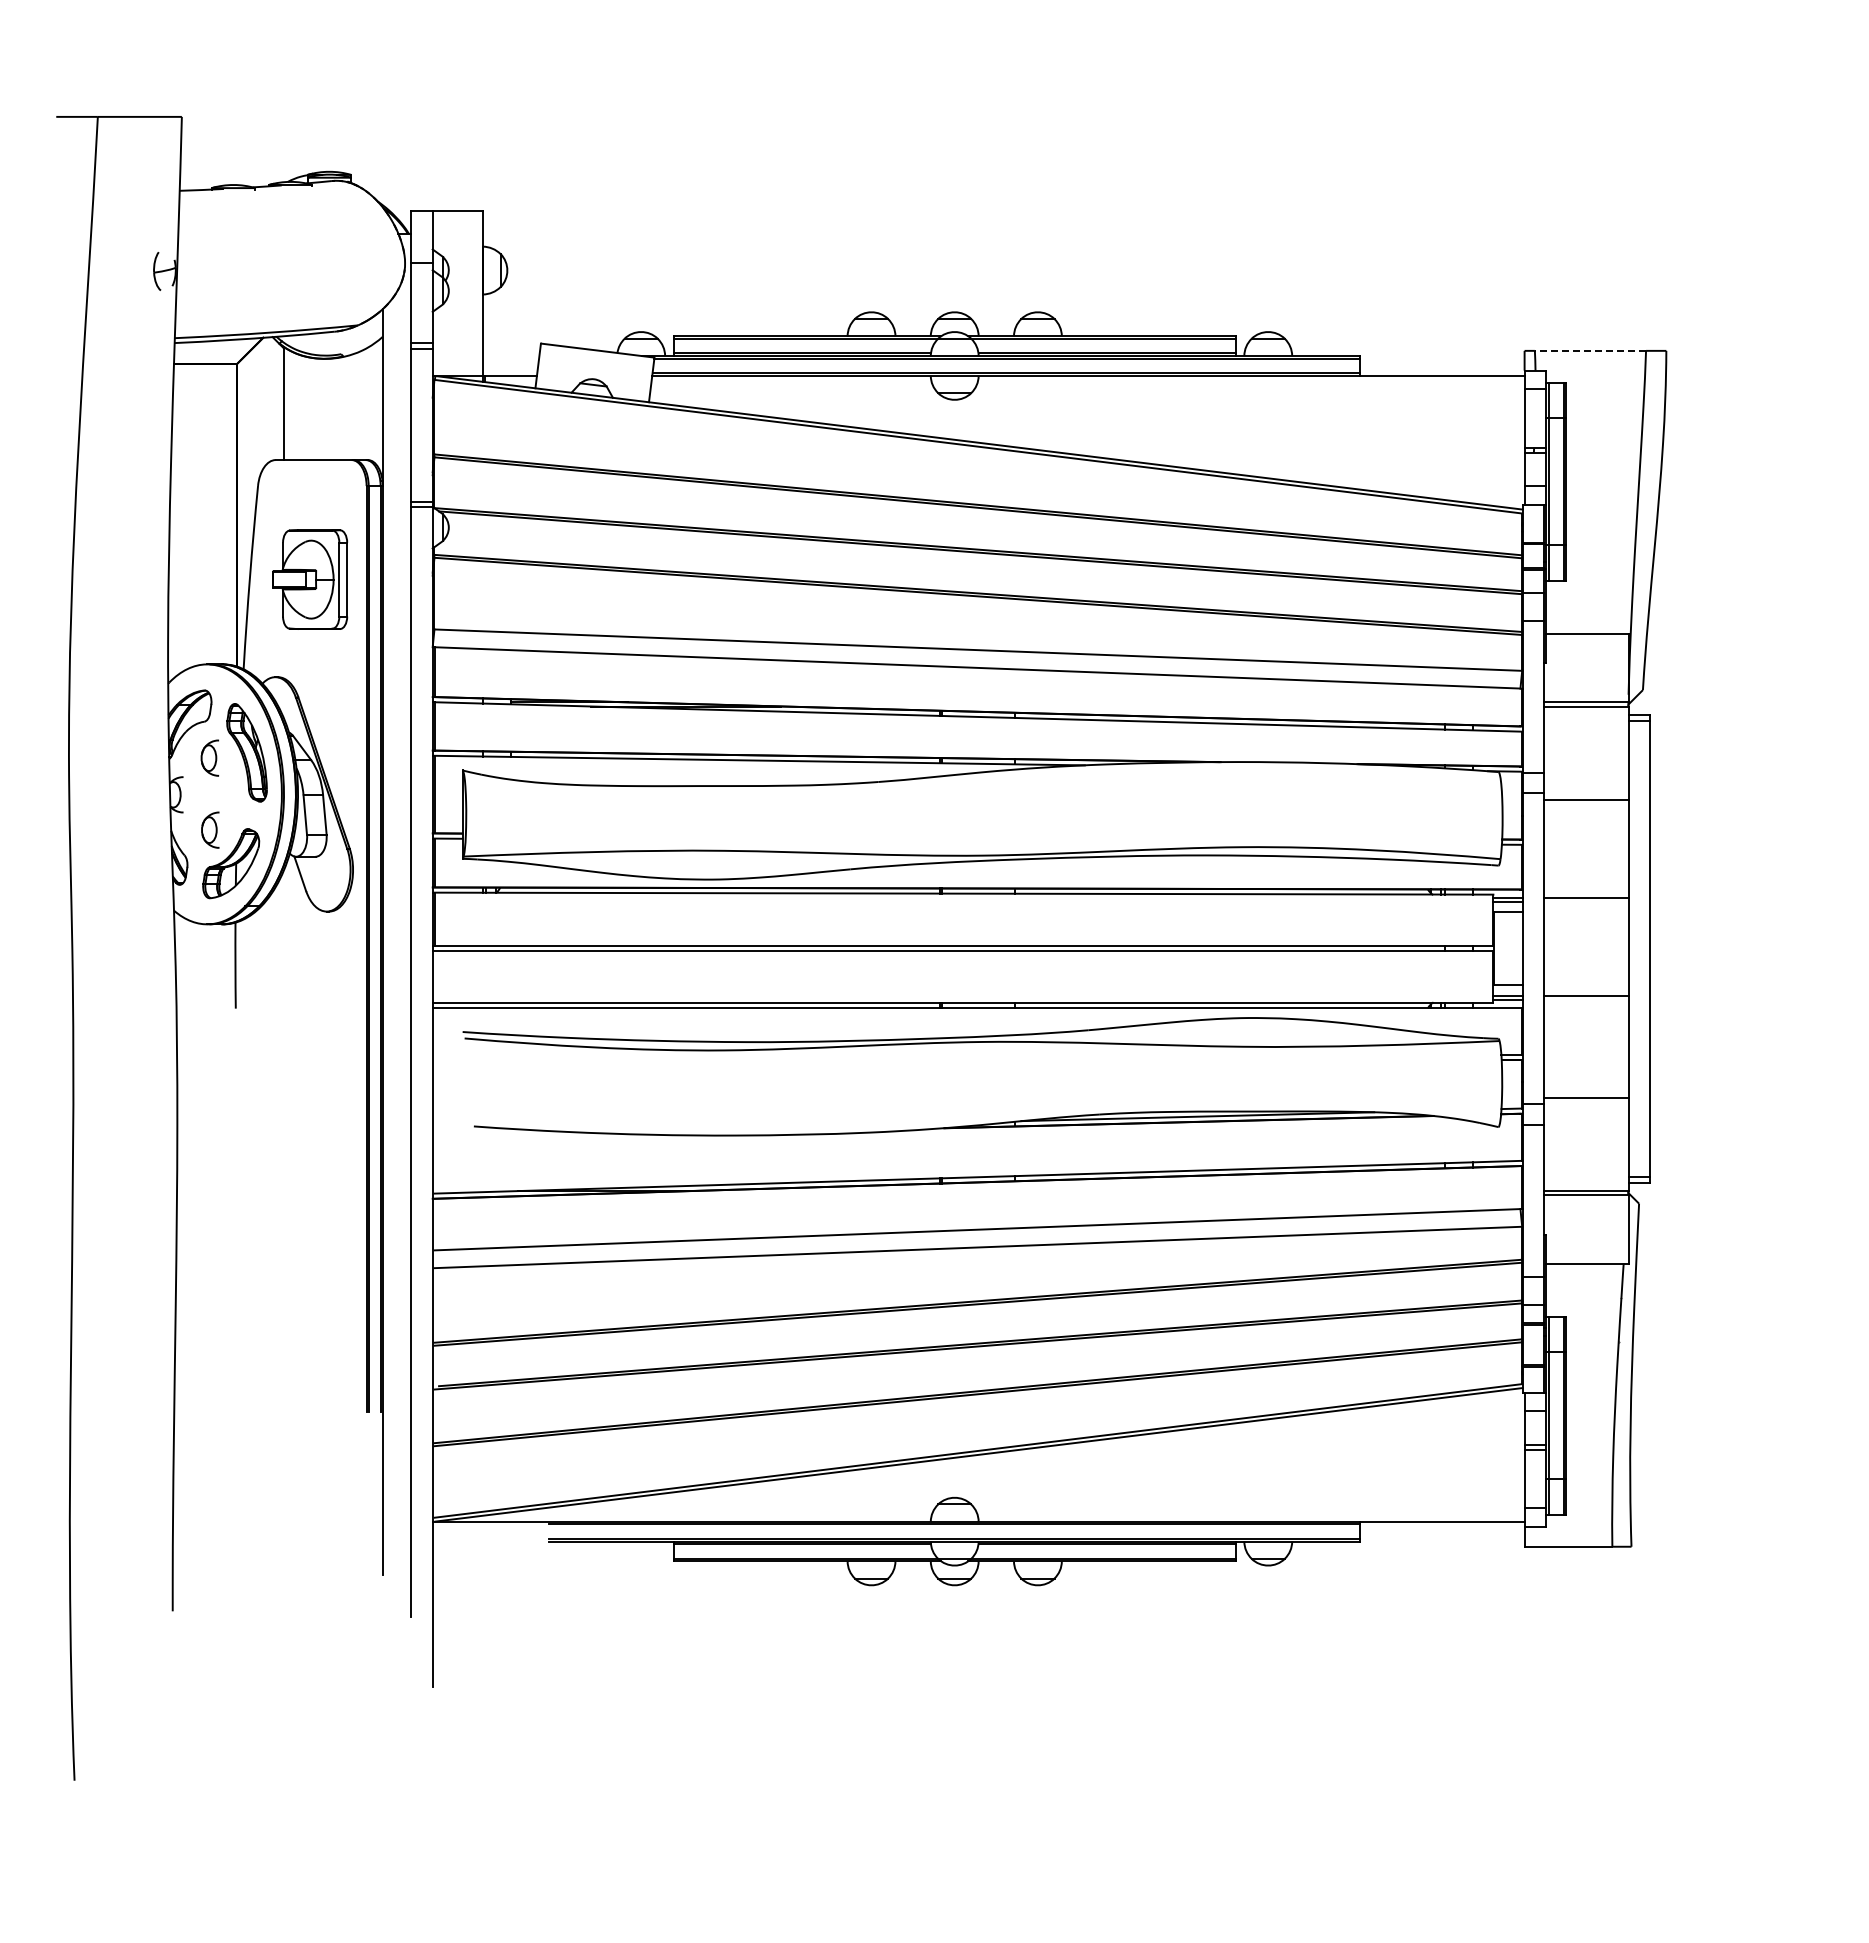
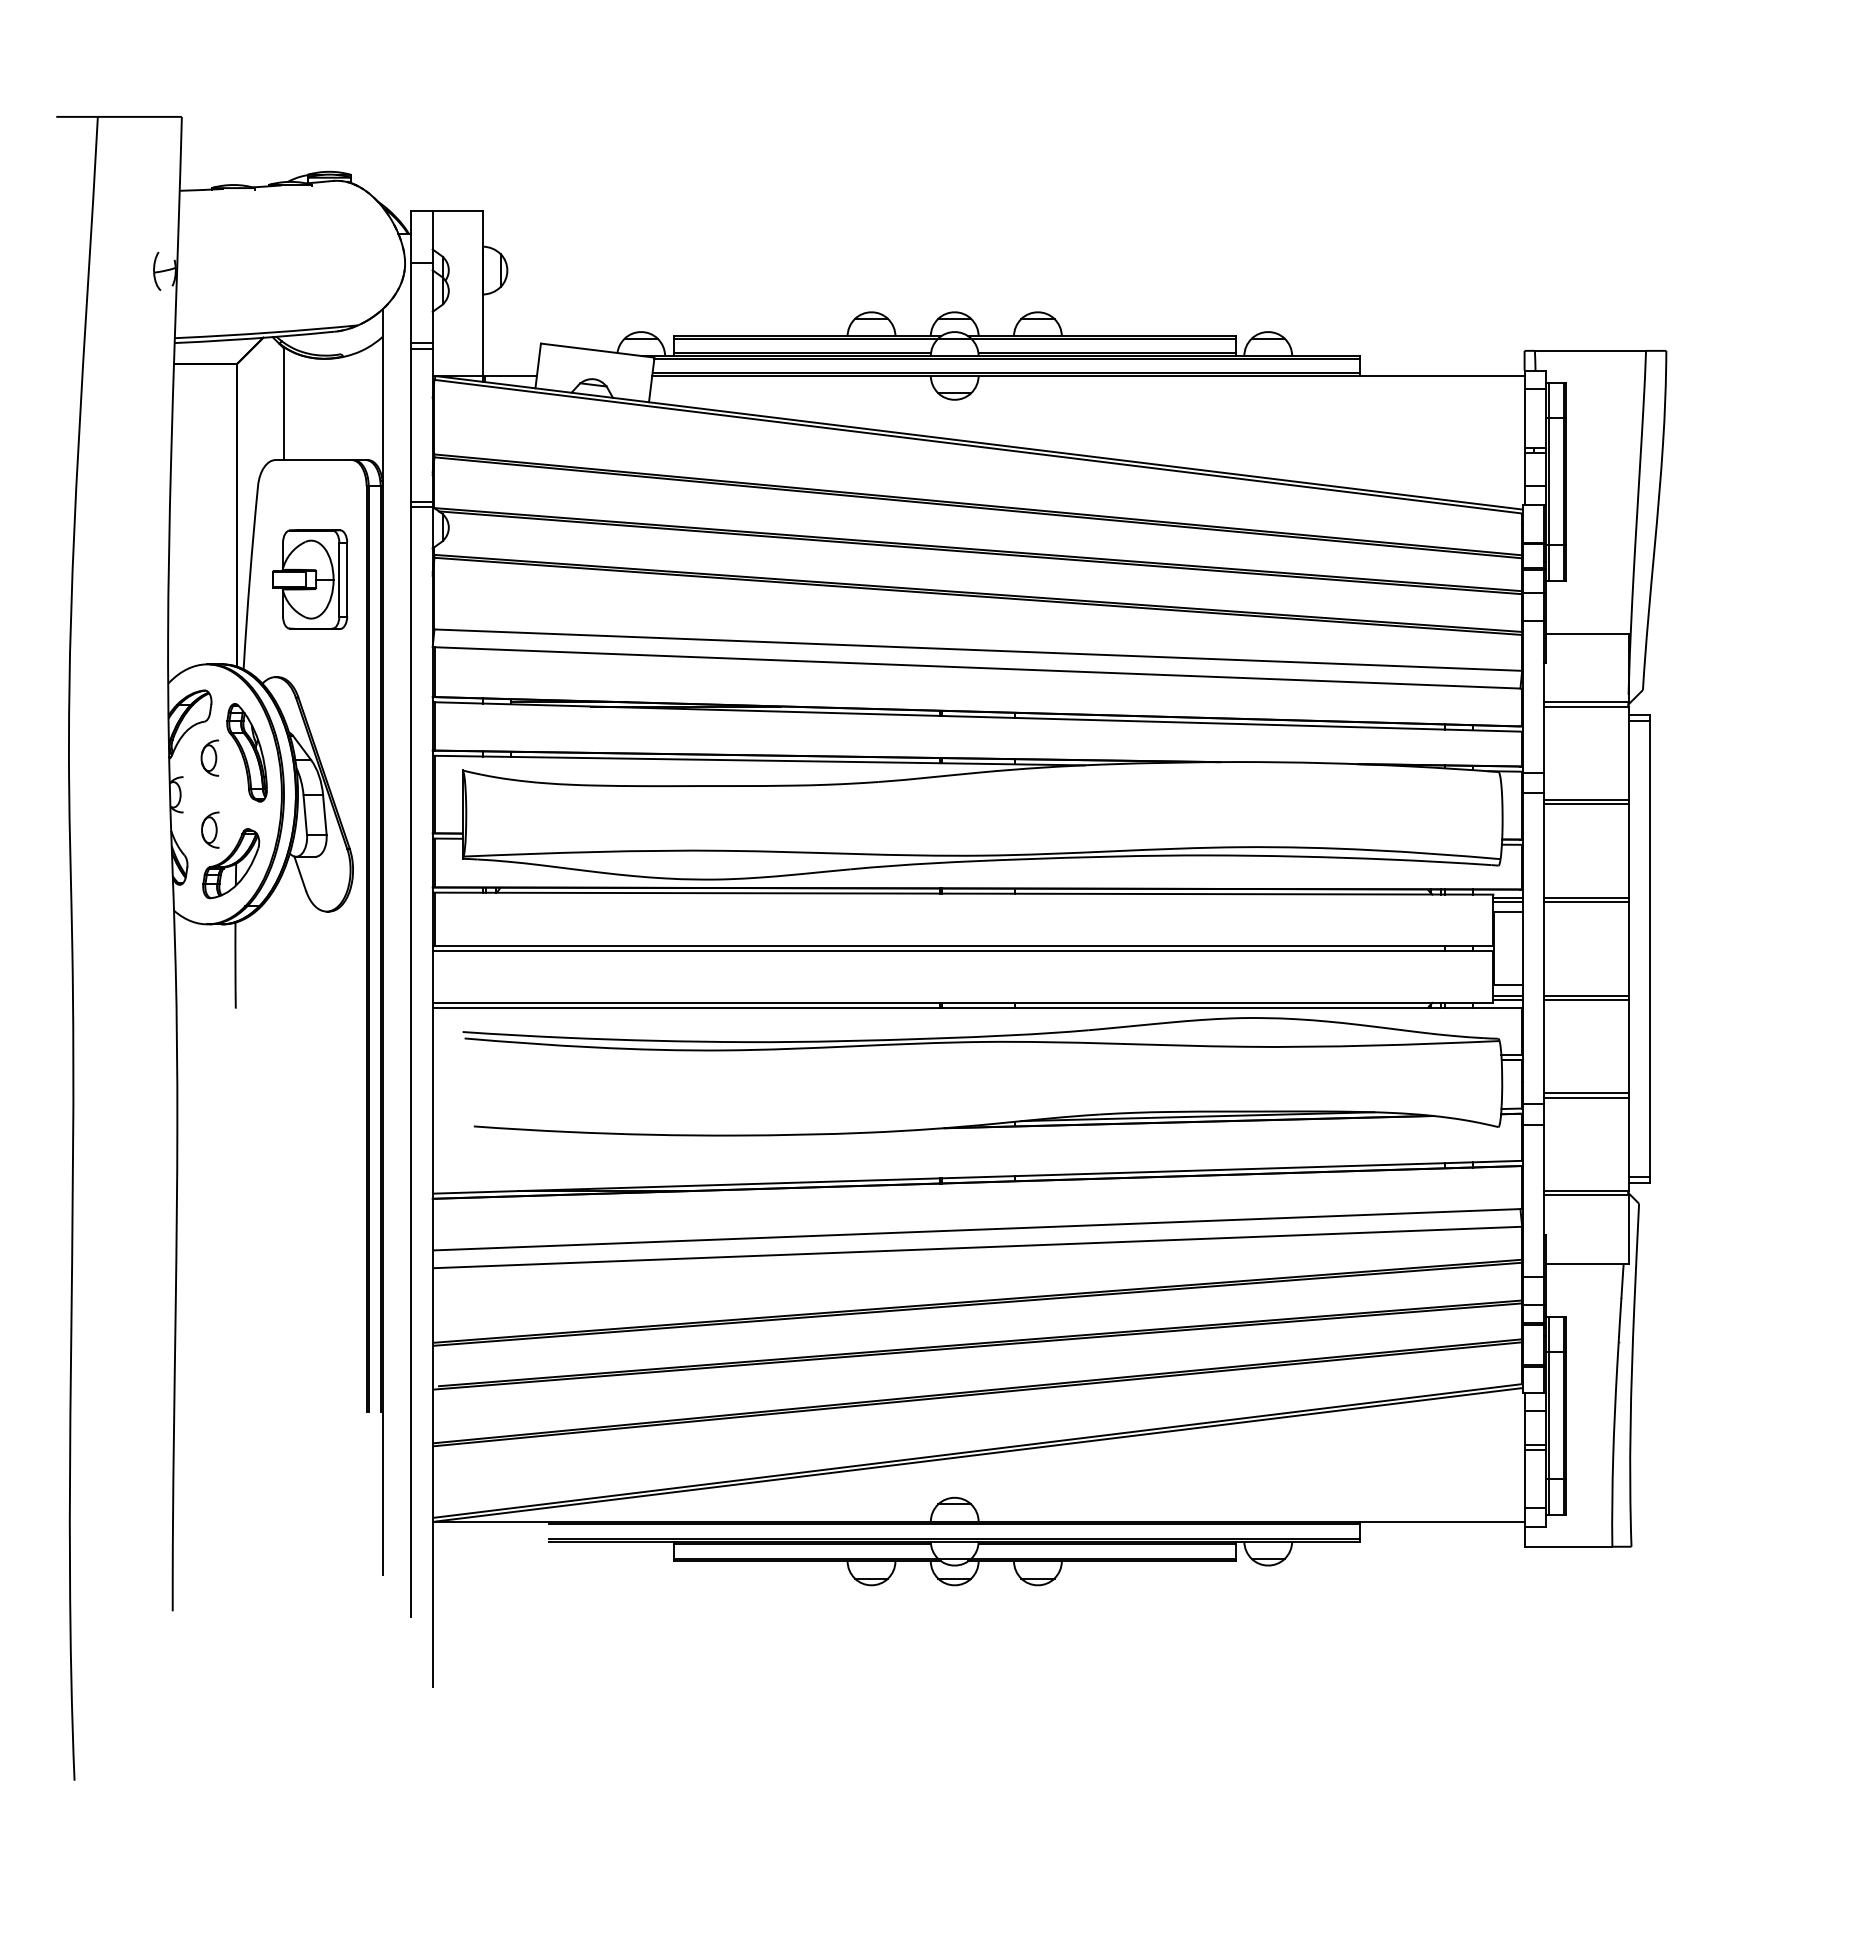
line: dashed -> solid (1590, 350)
line: none -> present (1586, 804)
line: none -> present (1586, 902)
line: none -> present (1586, 999)
line: none -> present (1586, 1093)
